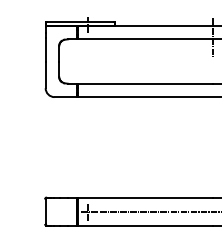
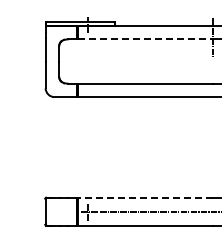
line: solid -> dashed (145, 39)
line: solid -> dashed (144, 197)
